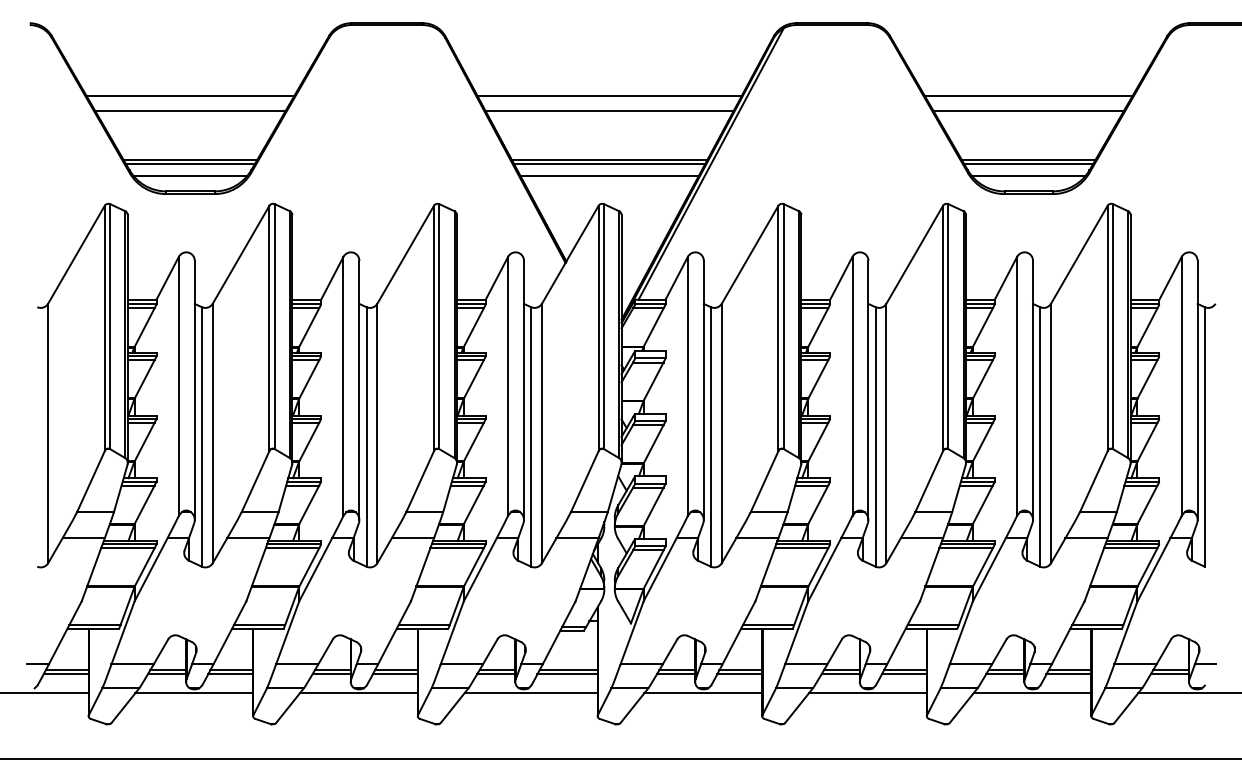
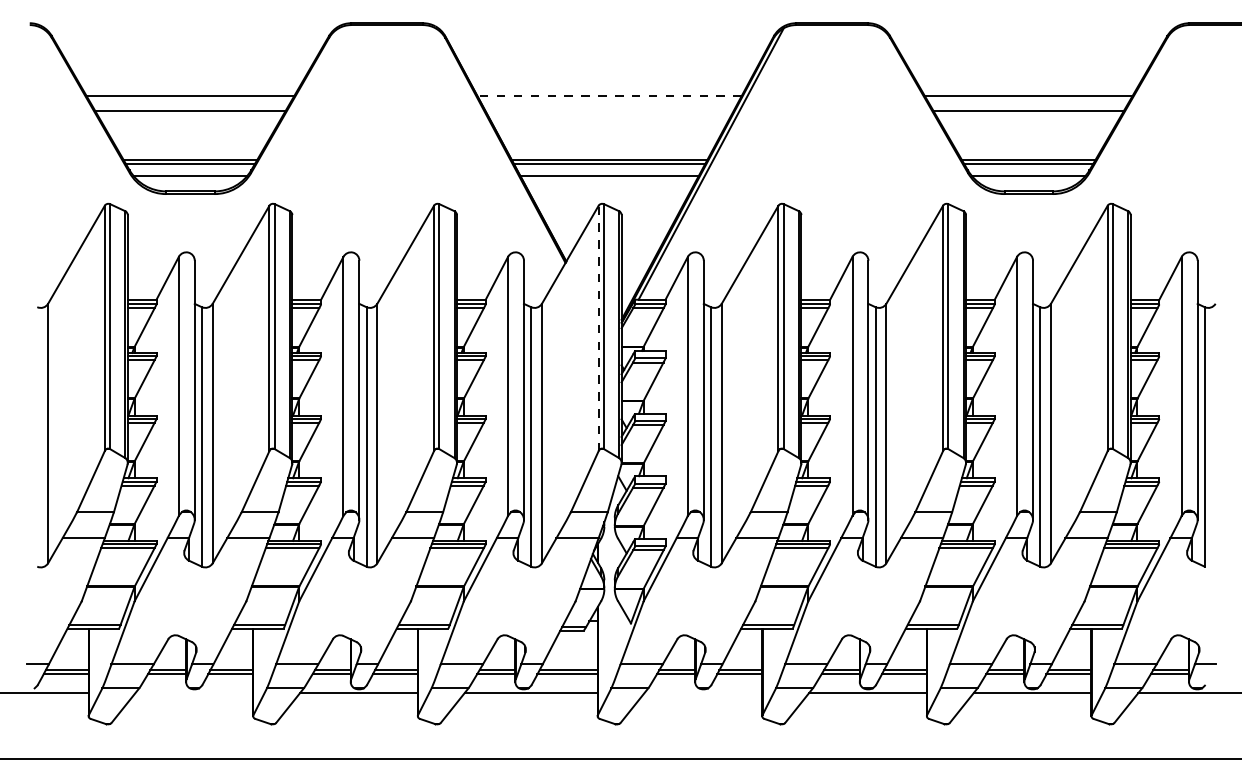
line: solid -> dashed (609, 96)
line: present -> none (609, 110)
line: solid -> dashed (598, 328)
line: present -> none (194, 693)
line: present -> none (703, 693)
